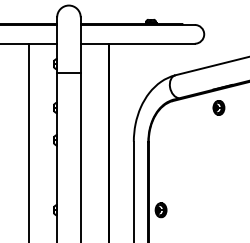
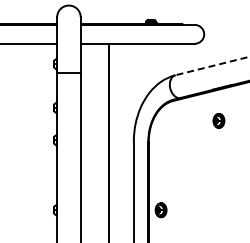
line: solid -> dashed (212, 66)
part position: (218, 107) -> (218, 120) (218, 120)
line: present -> none (28, 141)
